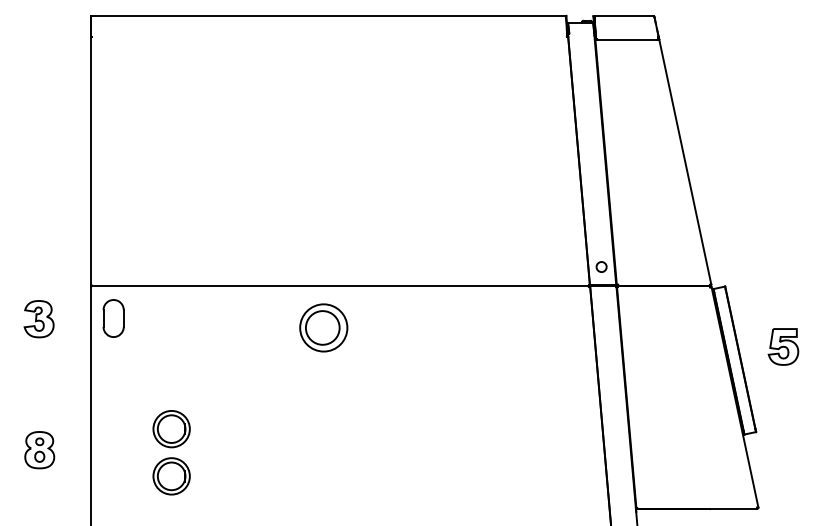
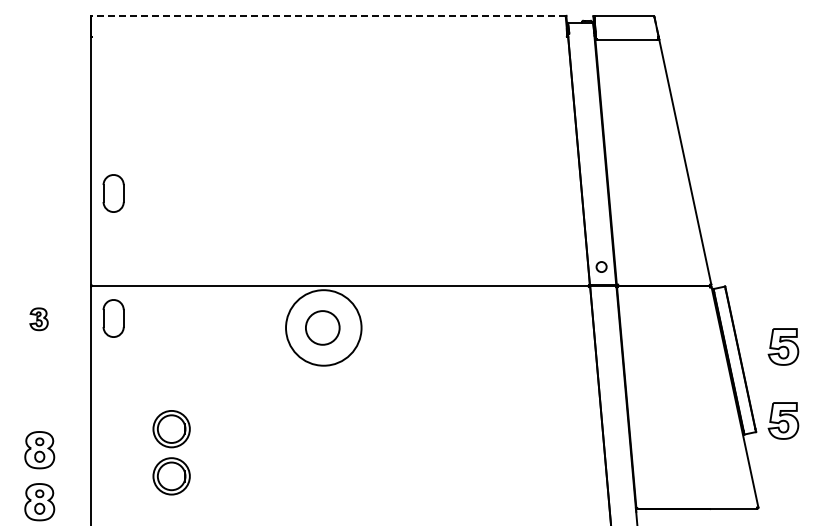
line: solid -> dashed (328, 15)
part: none -> present (113, 193)
part size: 32x39 px -> 20x25 px (38, 319)
circle diameter: 47 px -> 76 px (323, 327)
part: none -> present (783, 420)
part: none -> present (39, 502)
